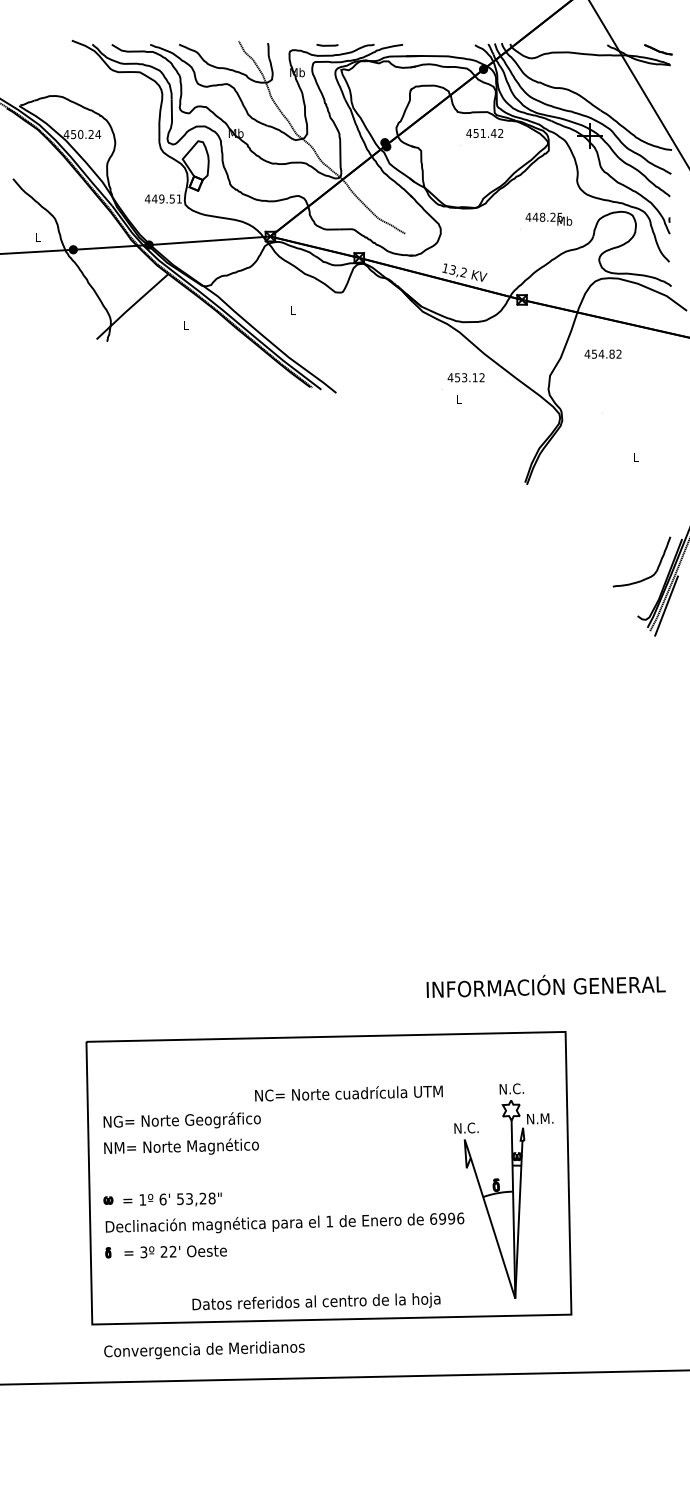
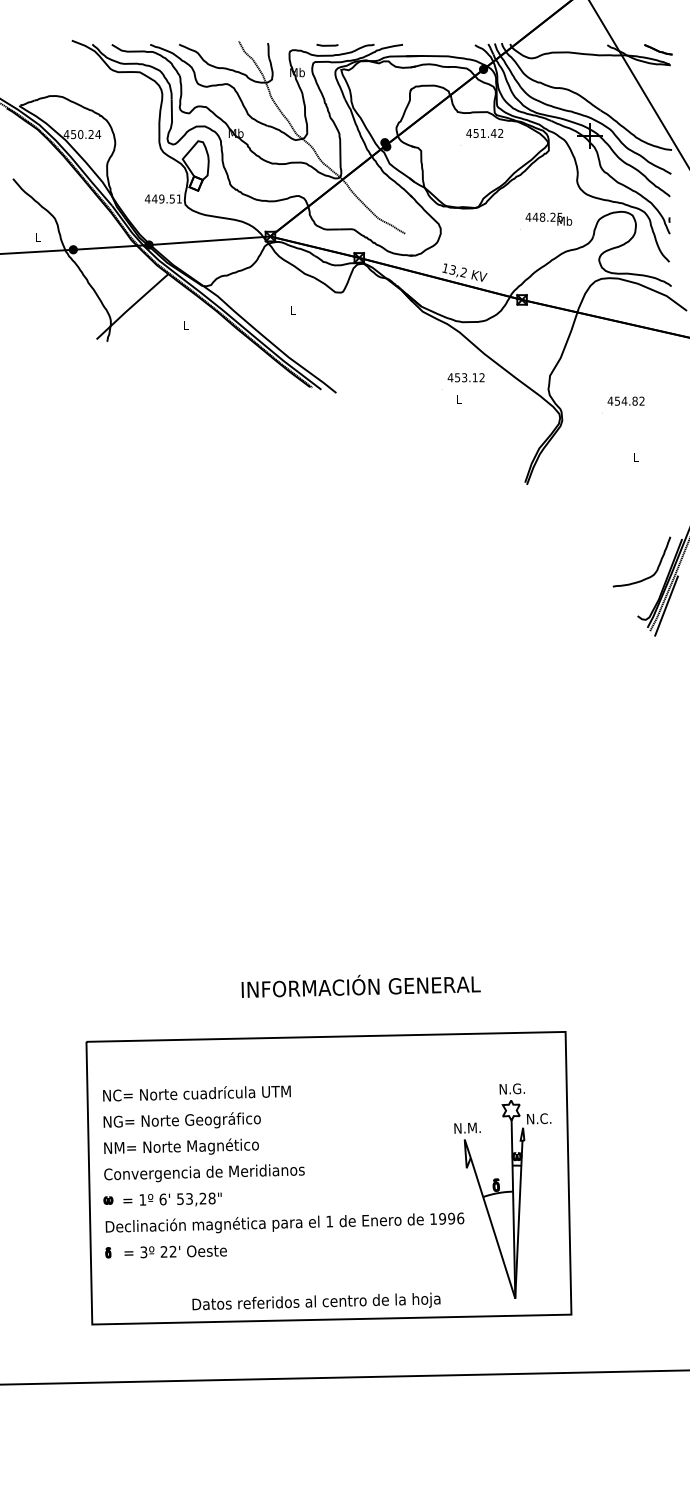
text position: (602, 353) -> (625, 400) (625, 400)
text position: (545, 985) -> (360, 985) (360, 985)
text: N.C. -> N.G. (520, 1088)
text position: (348, 1093) -> (196, 1093) (196, 1093)
text: N.M. -> N.C. (546, 1118)
text: N.C. -> N.M. (473, 1127)
text: 6996 -> 1996 (433, 1218)
text position: (204, 1350) -> (204, 1173) (204, 1173)
